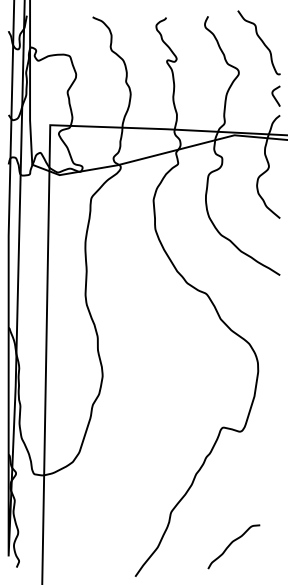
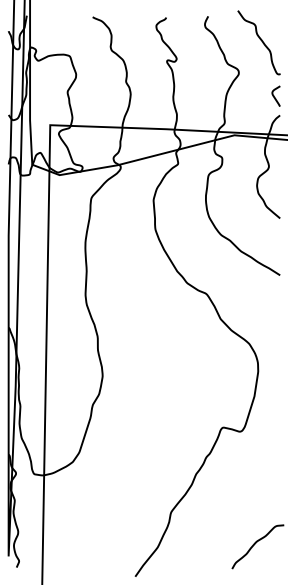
curve position: (231, 544) -> (255, 544) (255, 544)
